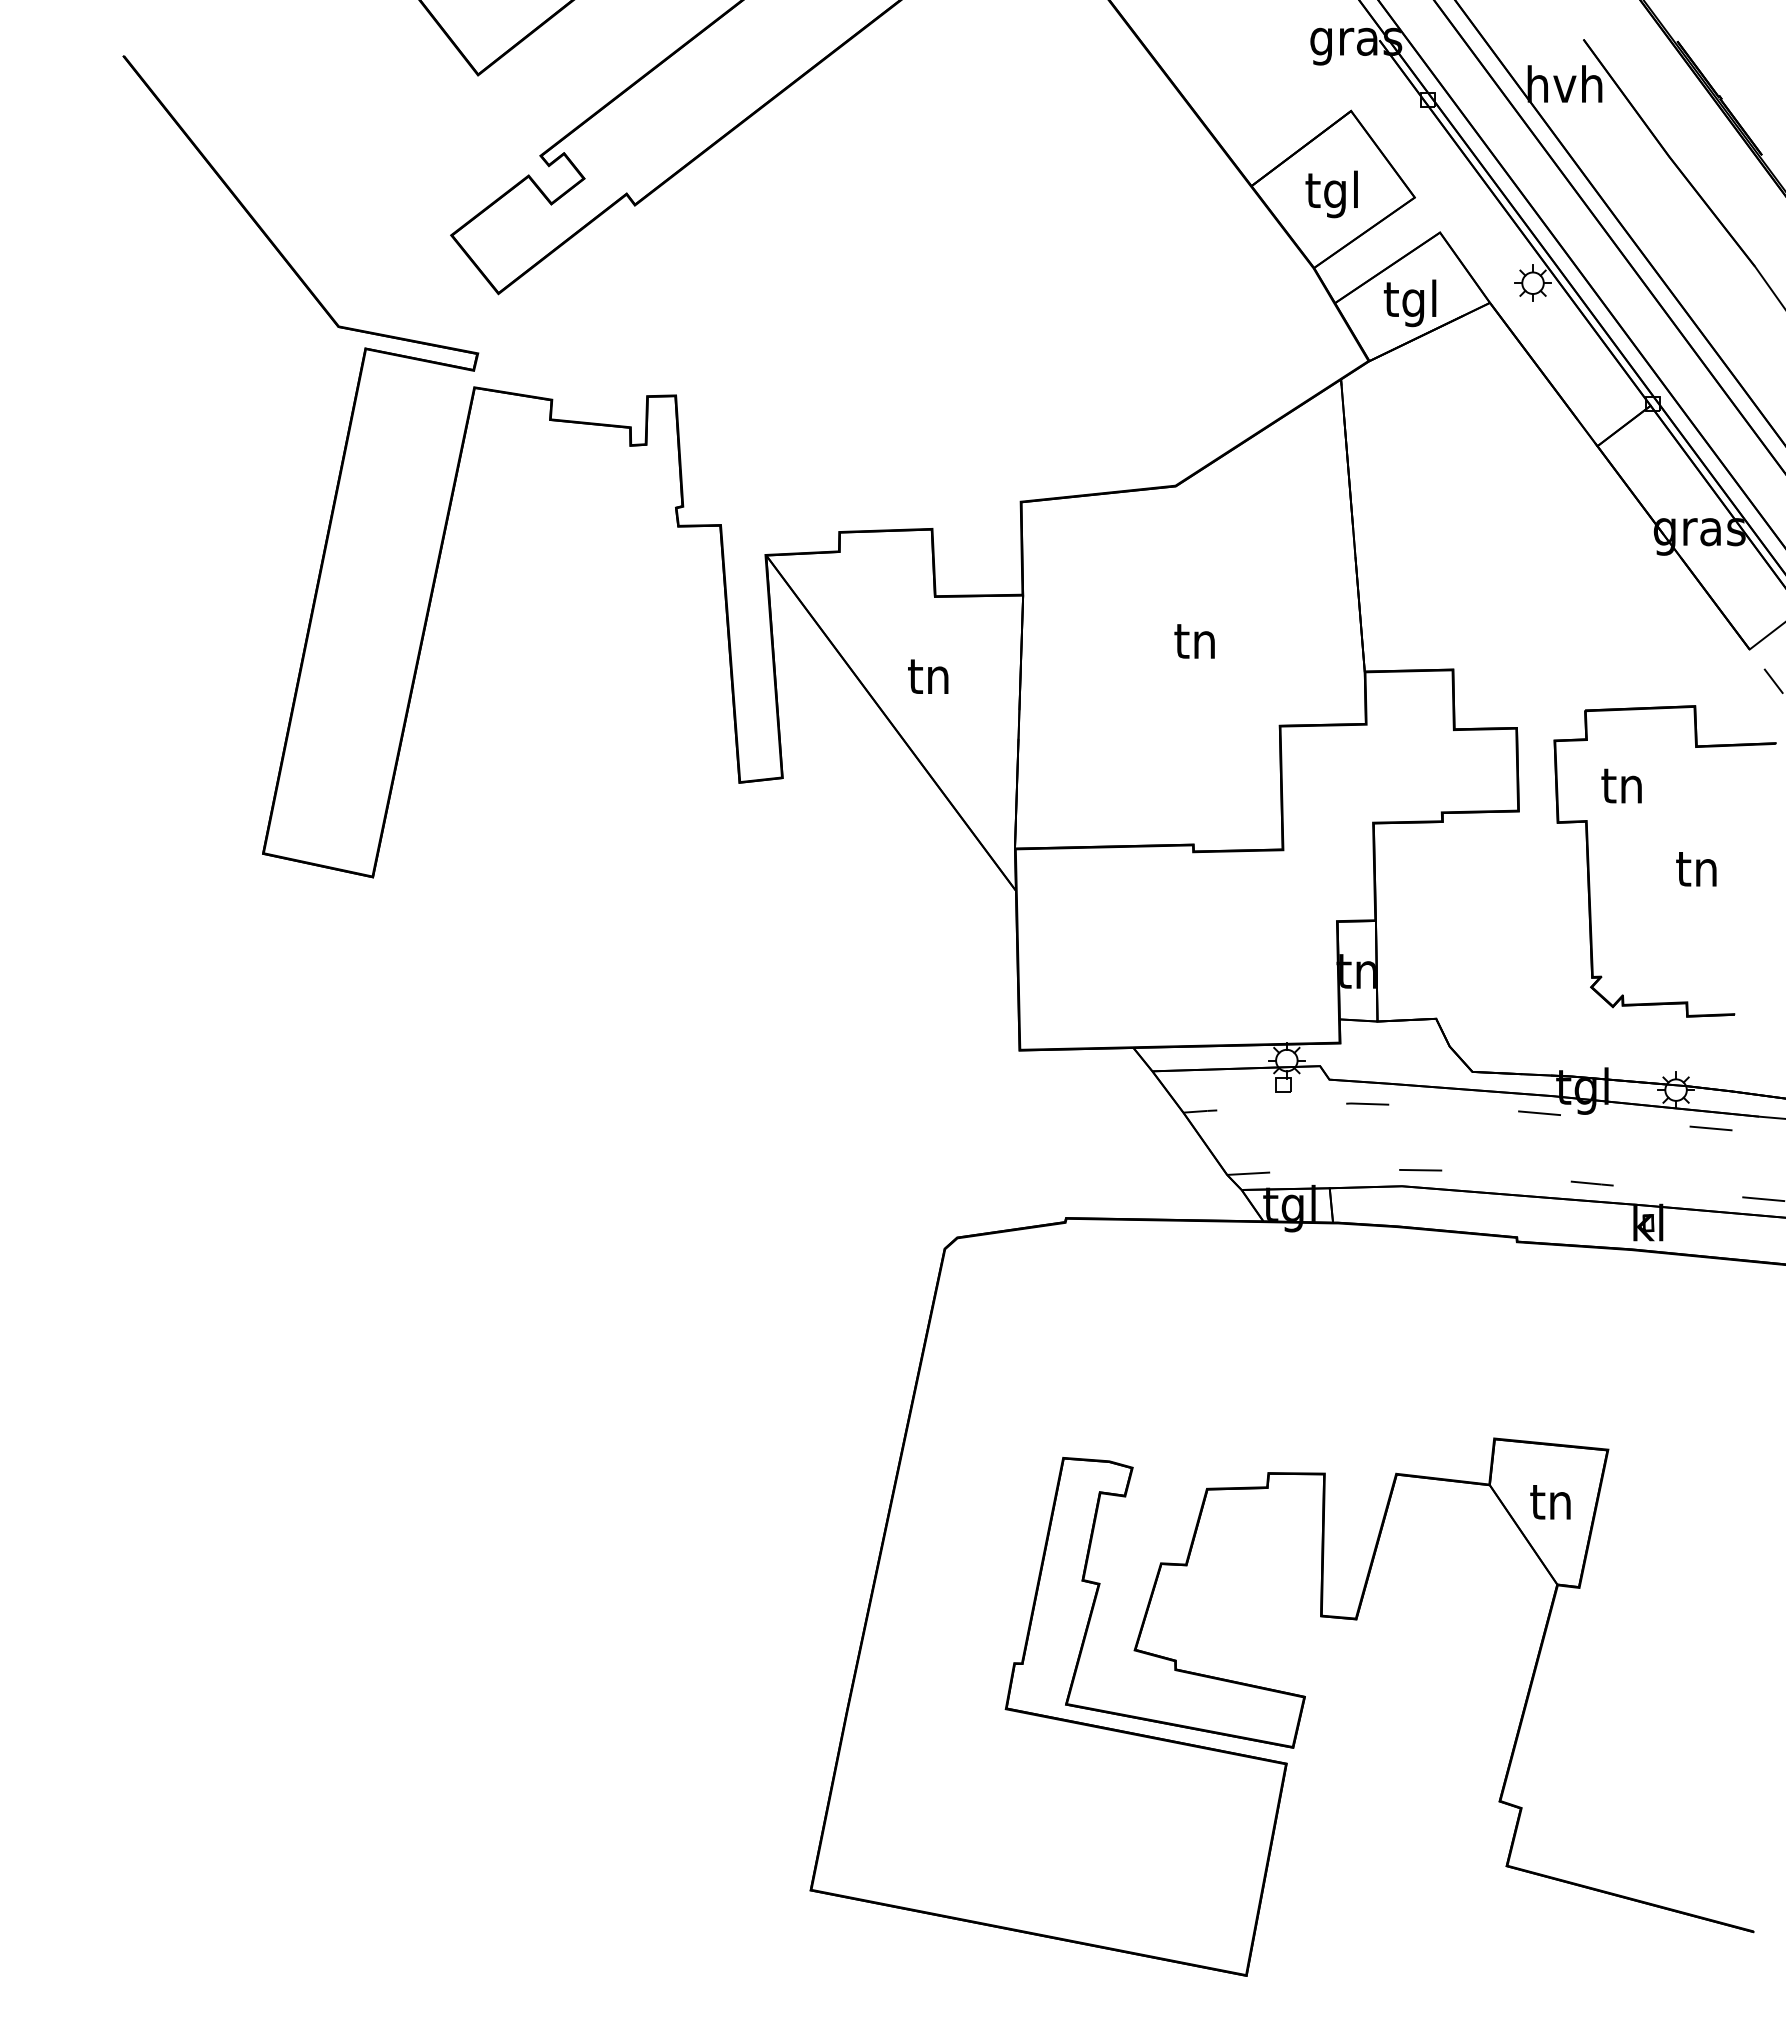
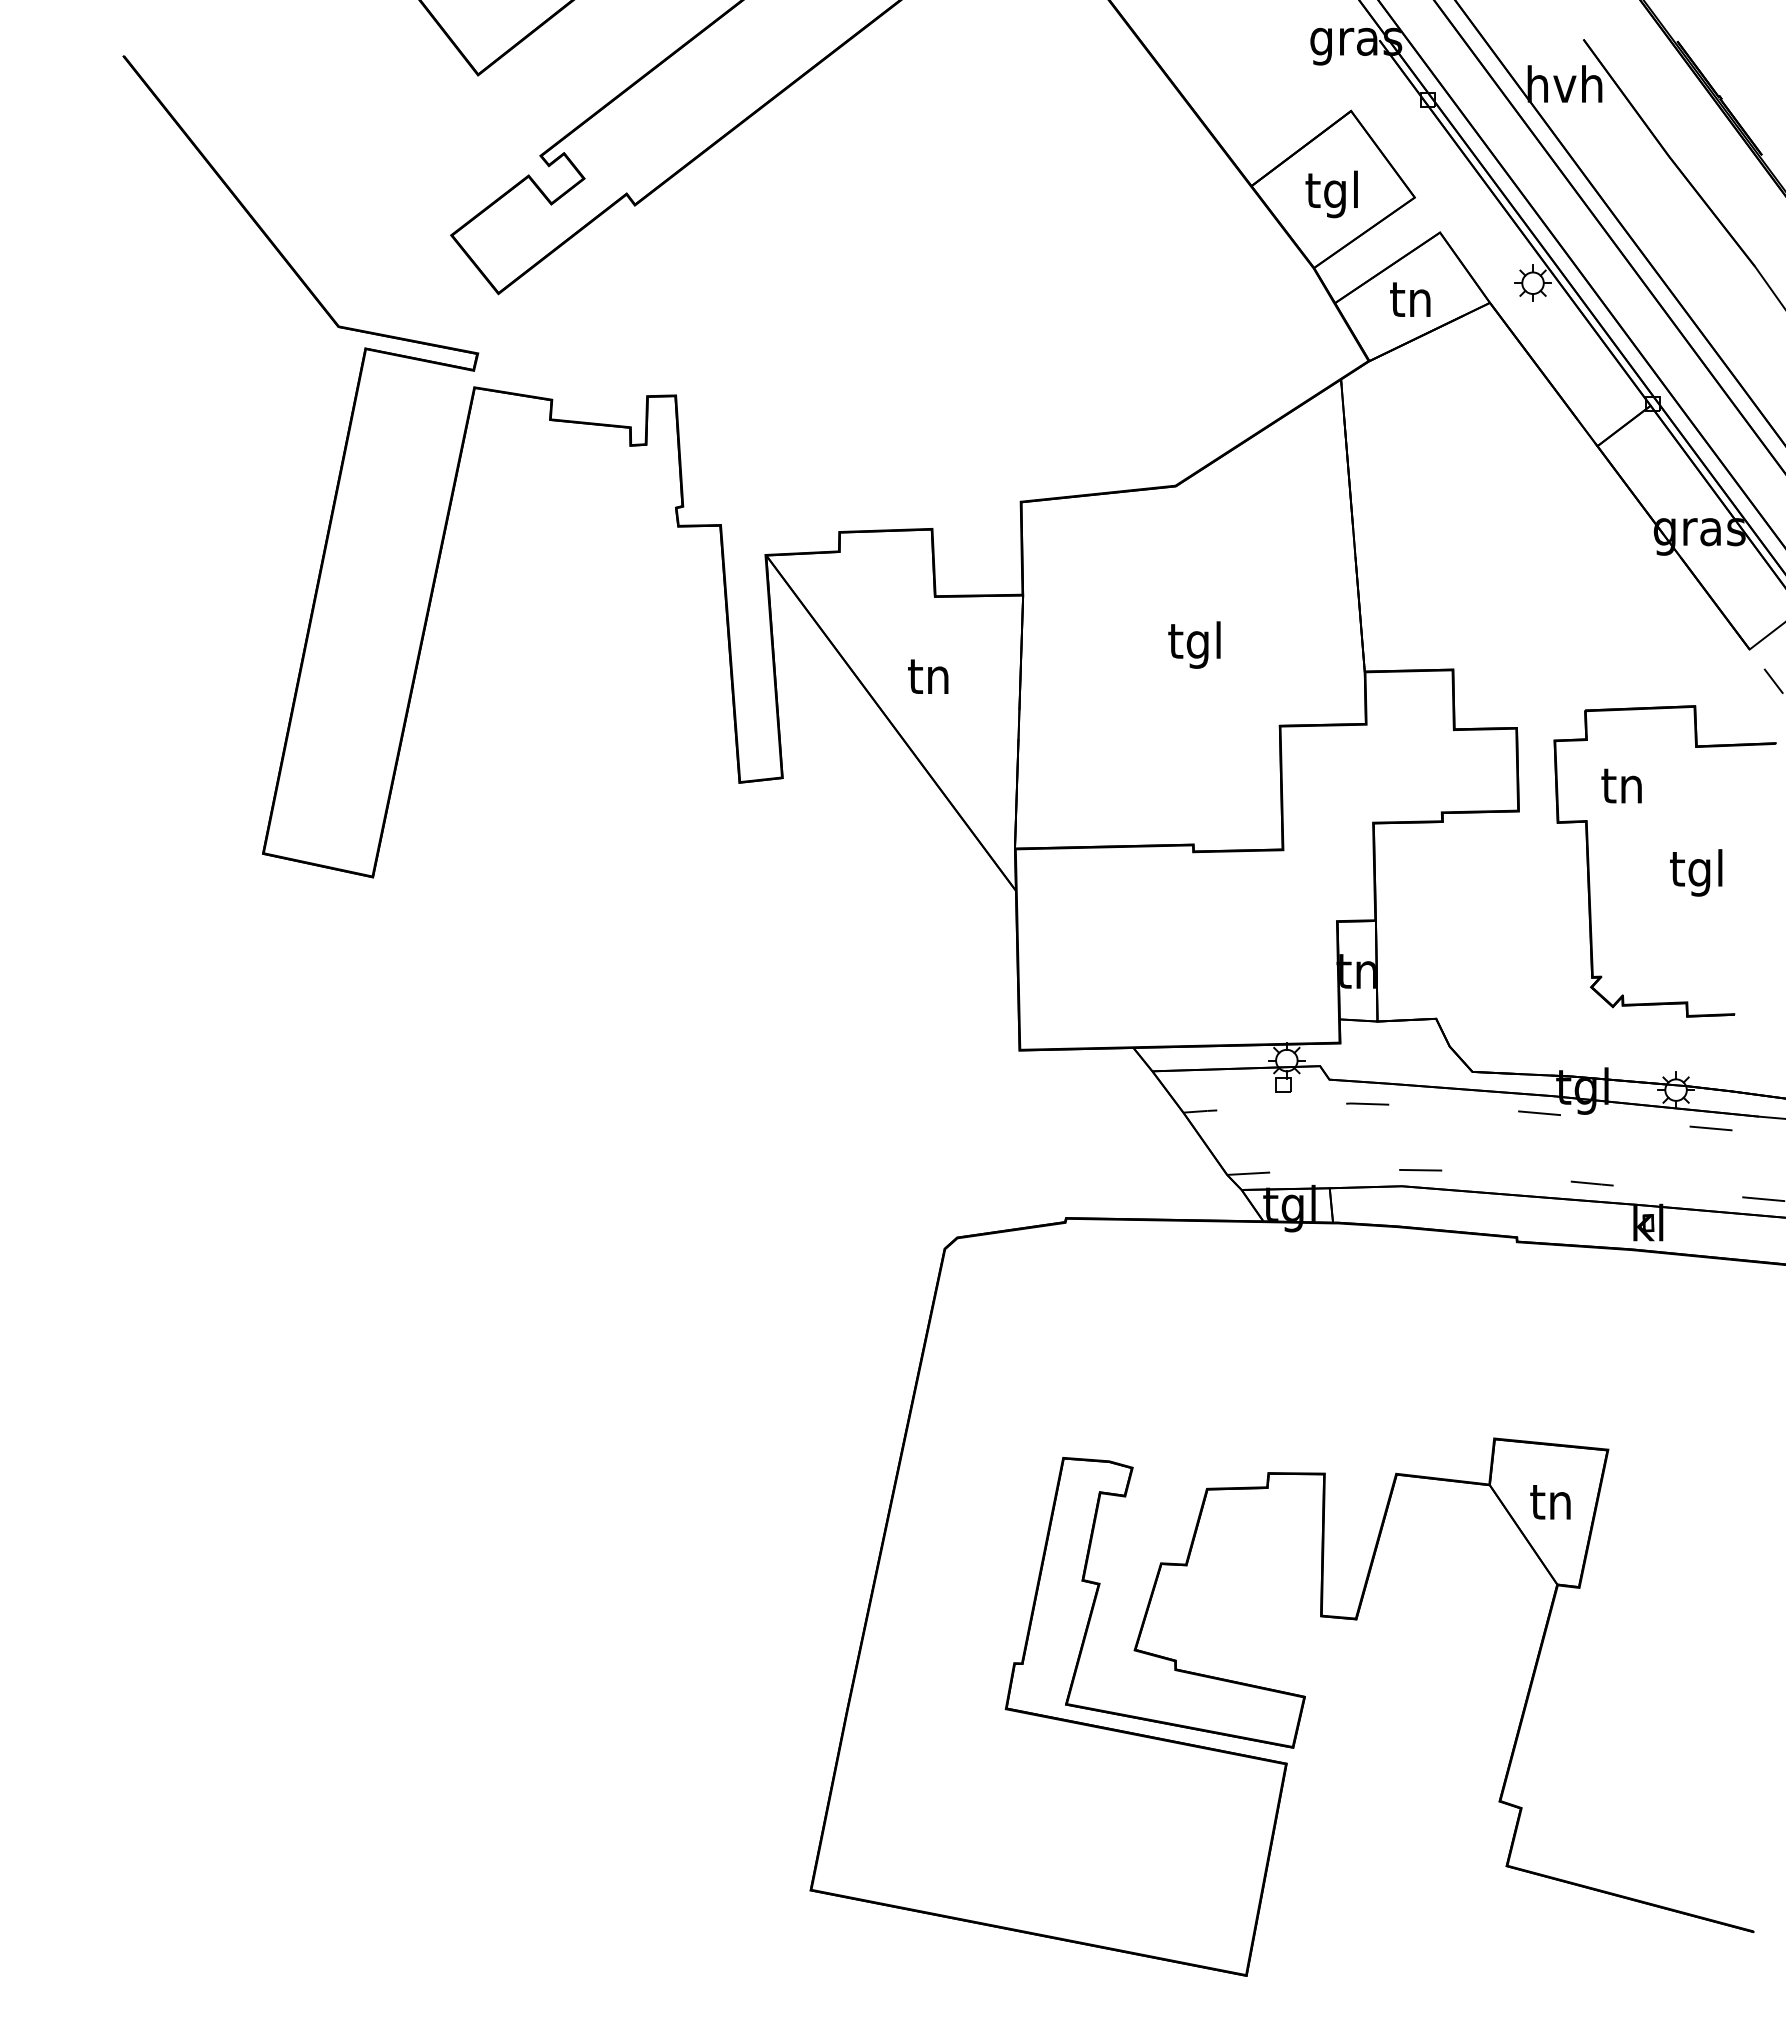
text: tgl -> tn (1409, 303)
text: tn -> tgl (1194, 644)
text: tn -> tgl (1696, 872)
